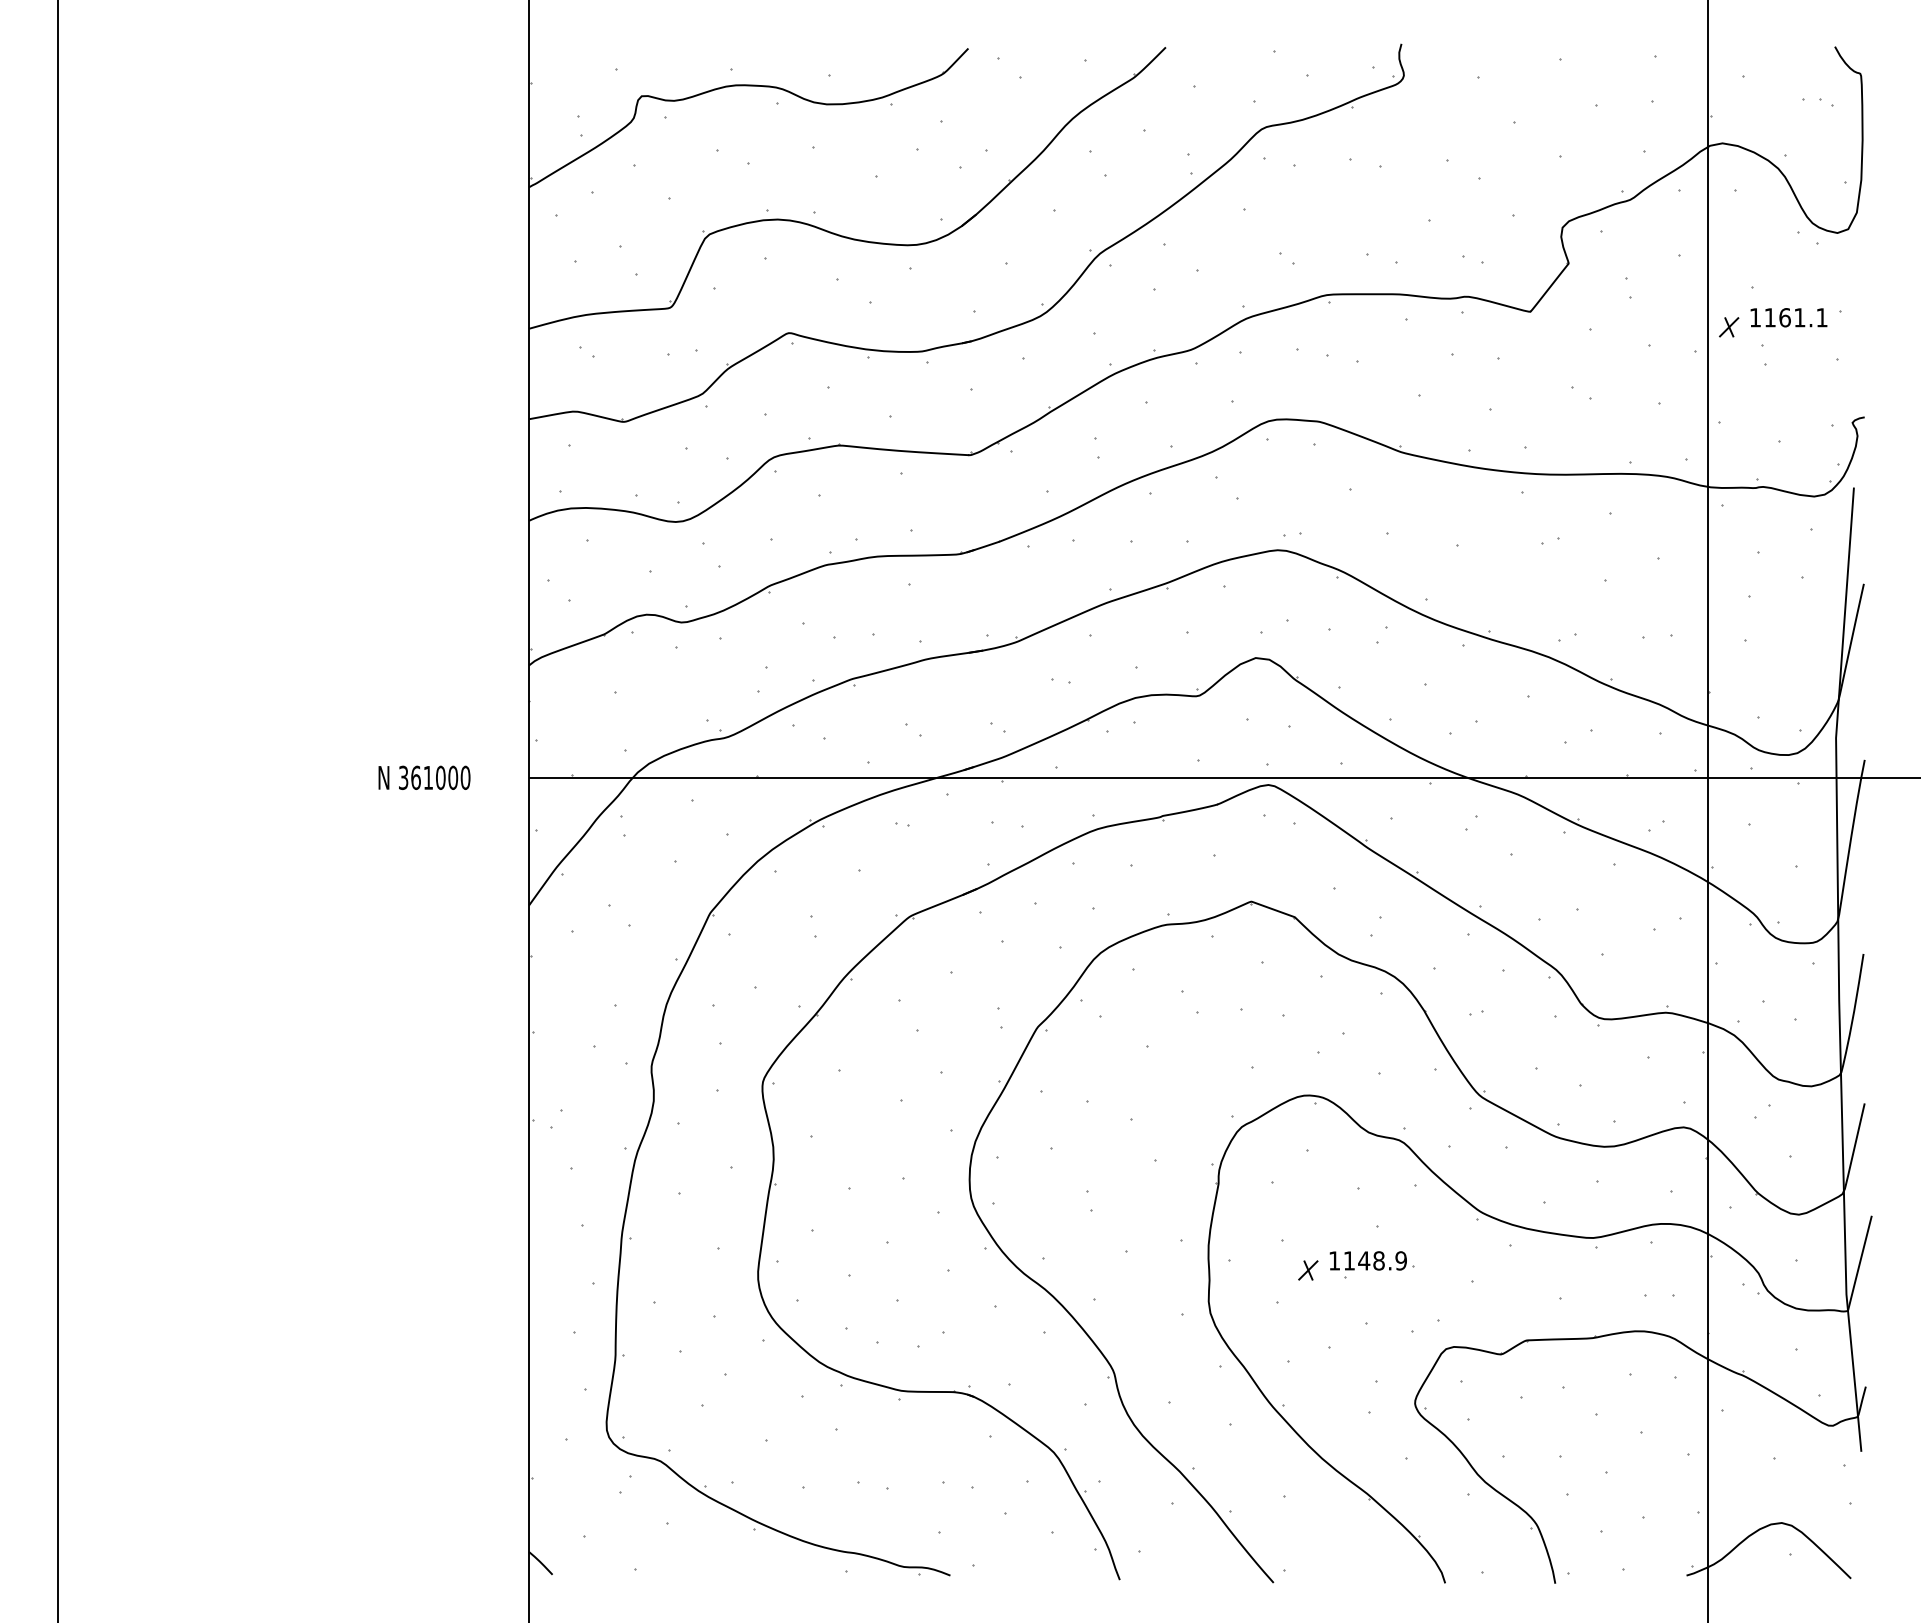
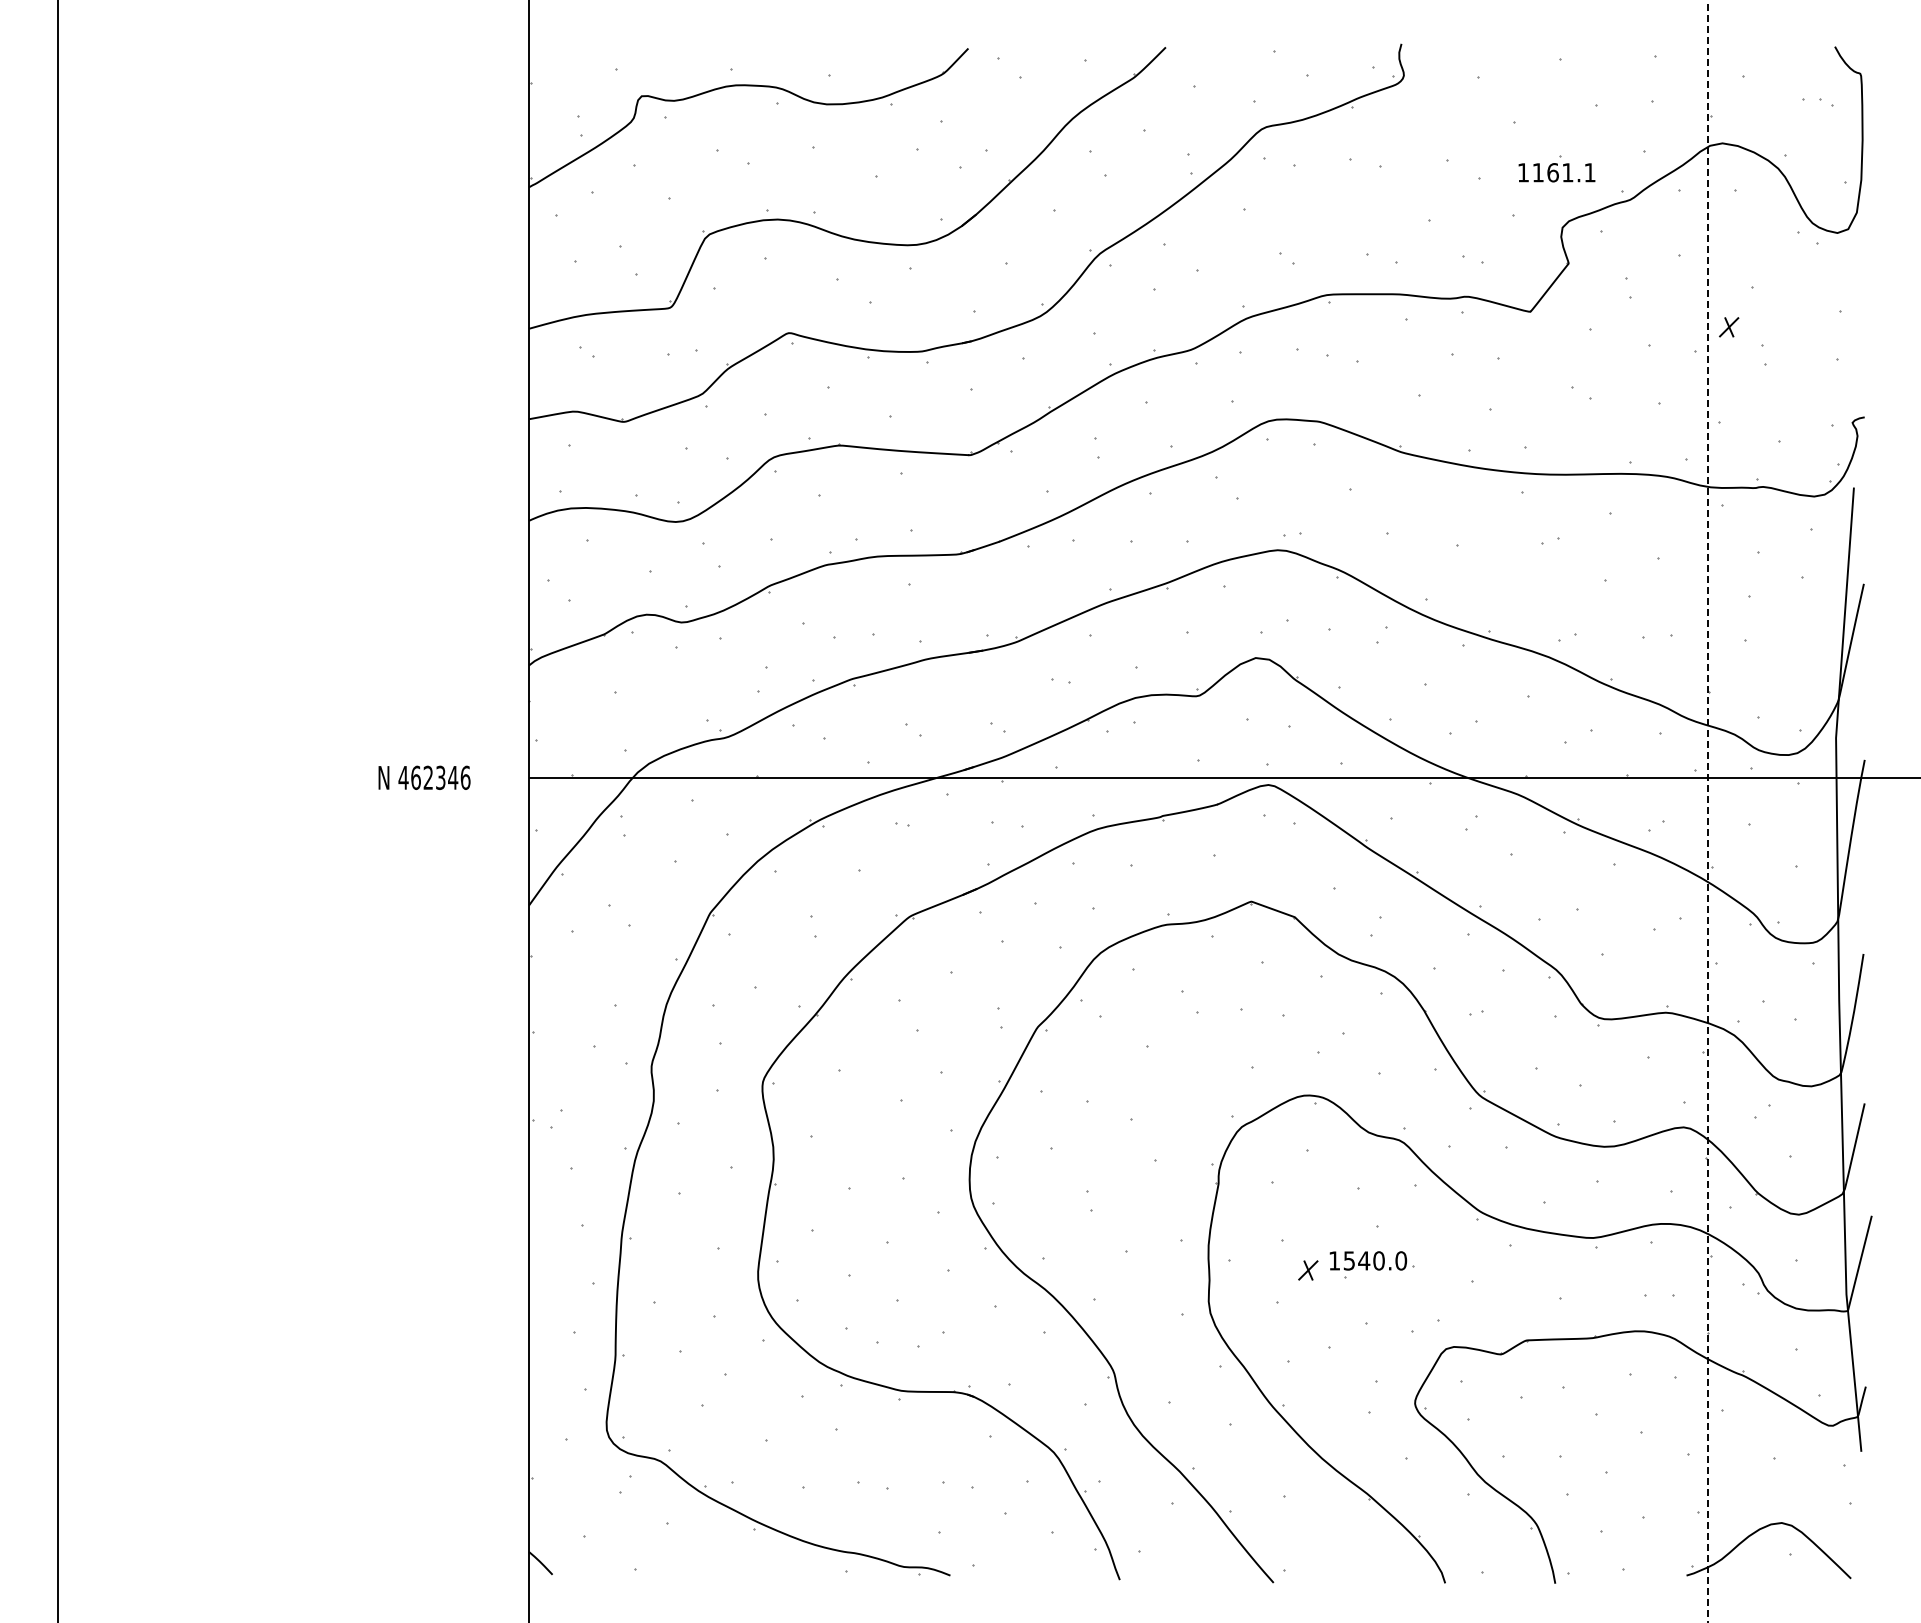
text position: (1788, 317) -> (1556, 172) (1556, 172)
text: 361000 -> 462346 (434, 777)
line: solid -> dashed (1707, 811)
text: 1148.9 -> 1540.0 (1374, 1260)
